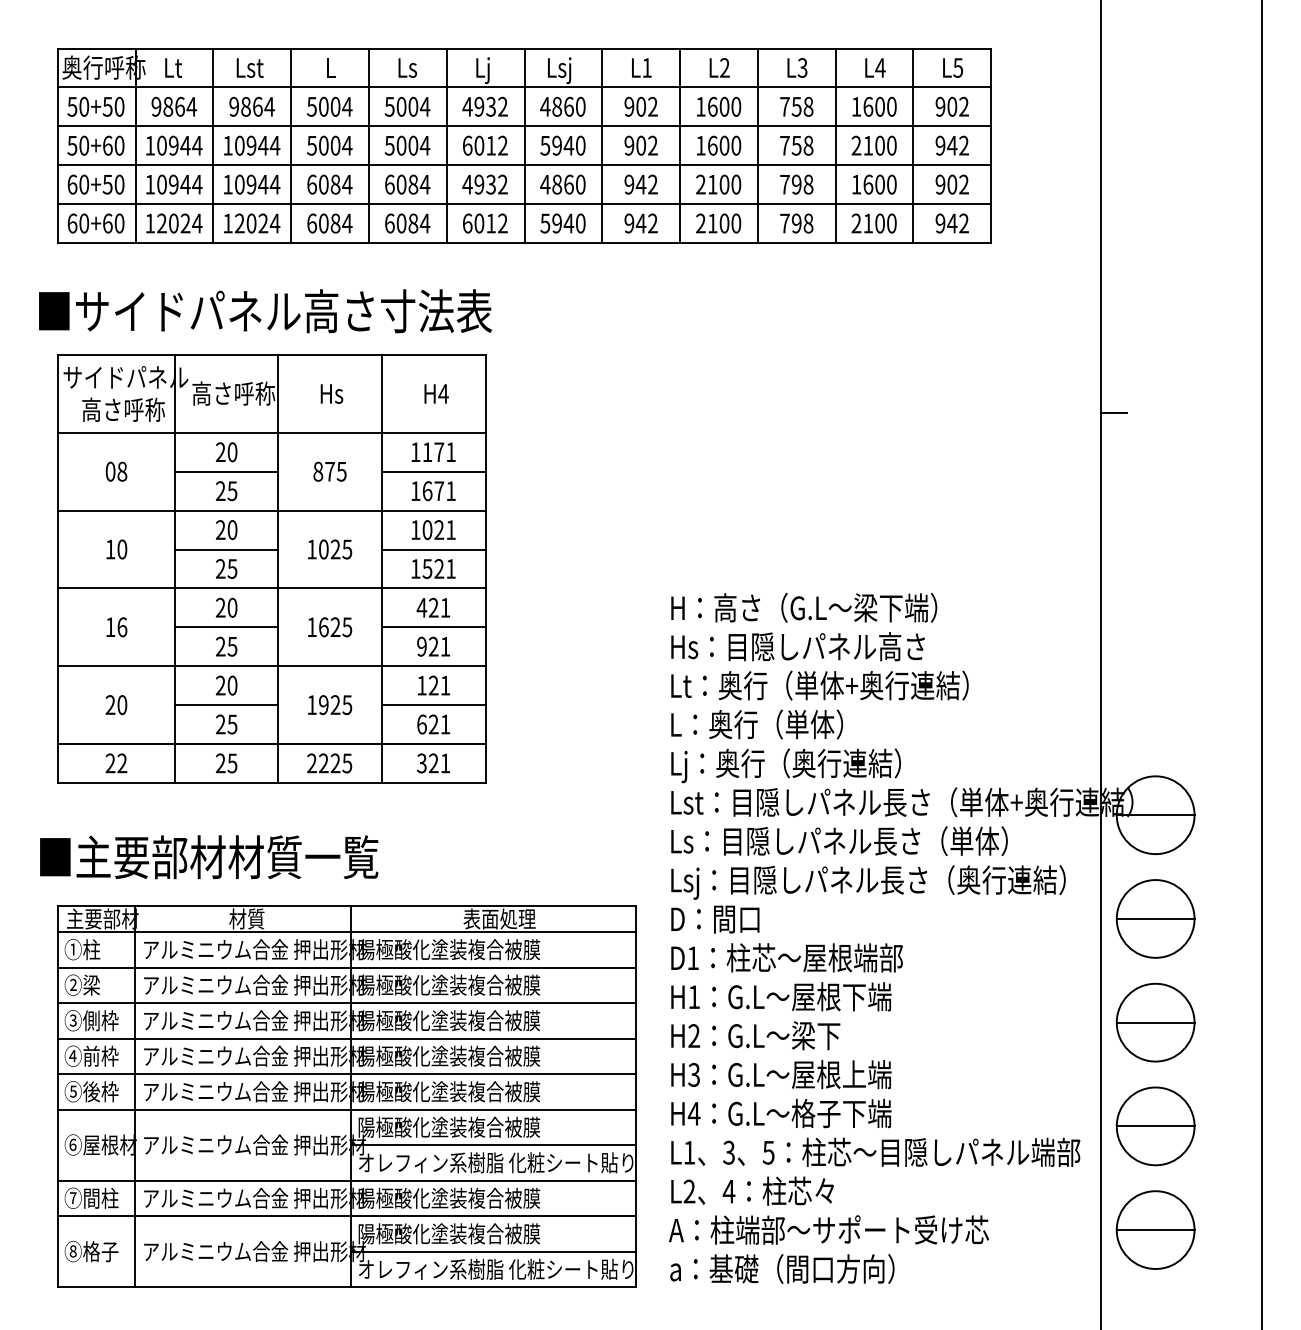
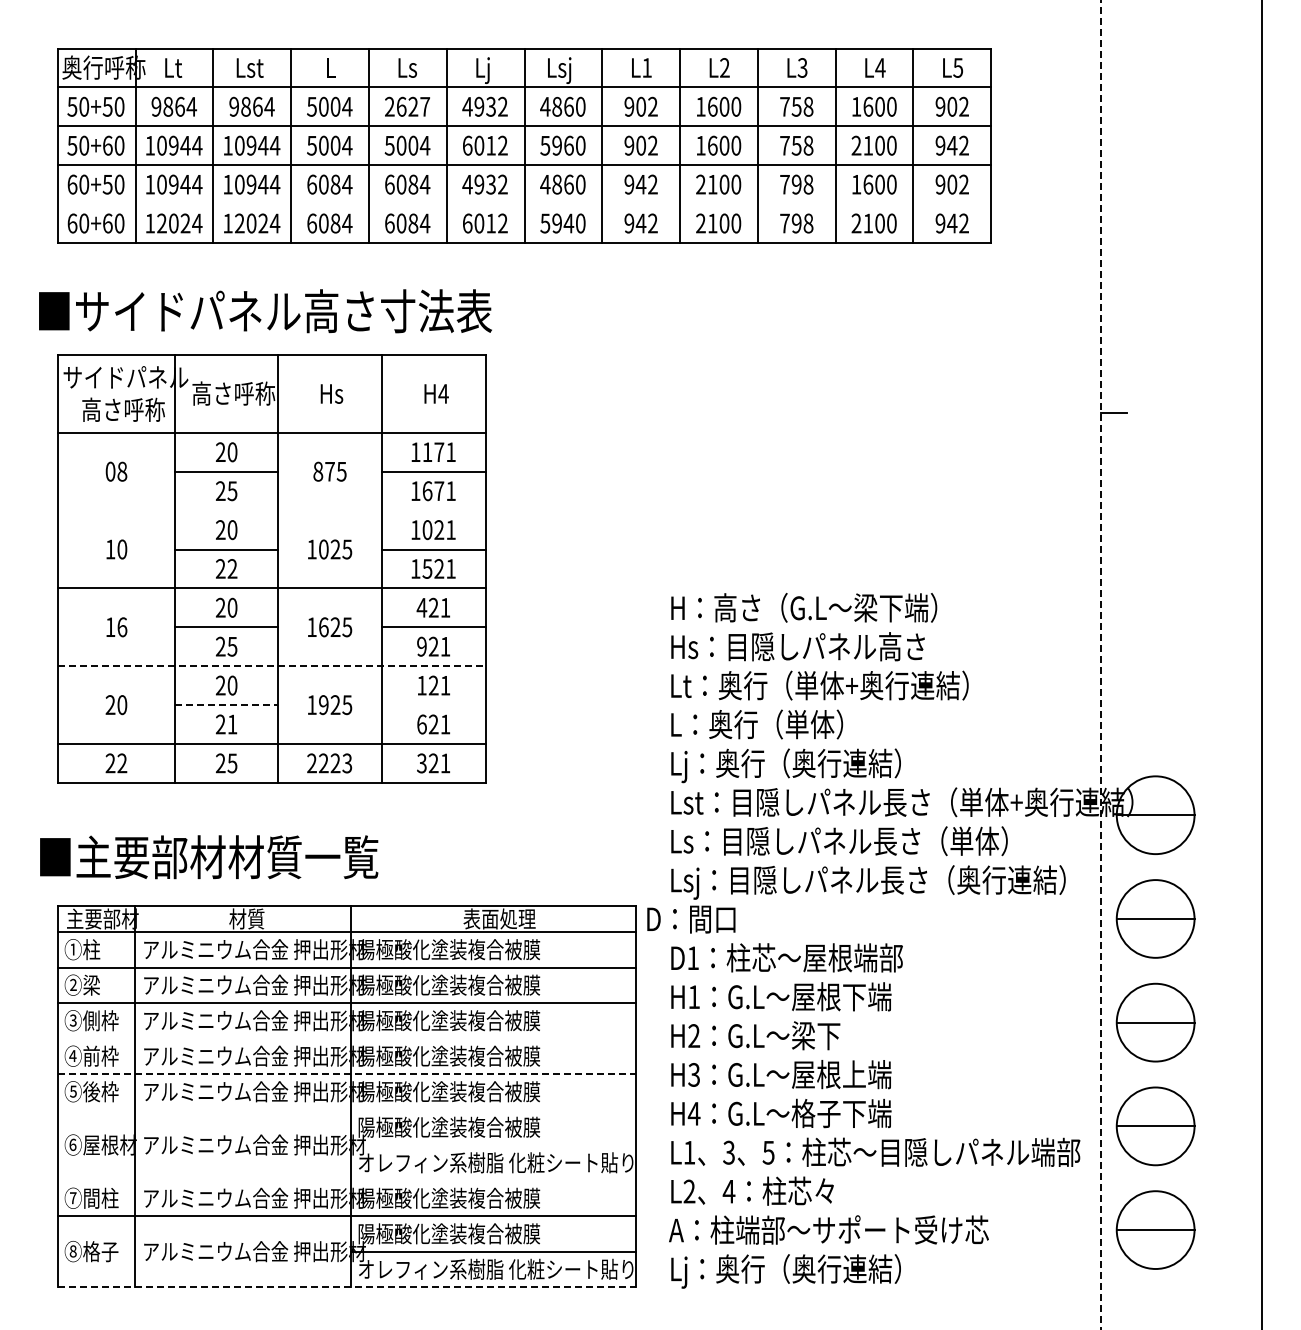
text: 5004 -> 2627 (407, 106)
text: 5940 -> 5960 (568, 145)
line: present -> none (524, 204)
line: present -> none (271, 510)
text: 25 -> 22 (232, 568)
line: solid -> dashed (1101, 665)
line: solid -> dashed (271, 666)
line: solid -> dashed (226, 705)
line: present -> none (433, 705)
text: 25 -> 21 (232, 724)
text: 2225 -> 2223 (347, 762)
text position: (715, 919) -> (691, 919) (691, 919)
line: present -> none (346, 1038)
line: solid -> dashed (347, 1074)
line: present -> none (346, 1109)
line: present -> none (492, 1145)
line: present -> none (346, 1180)
text: a：基礎（間口方向） -> Lj：奥行（奥行連結） (785, 1271)
line: solid -> dashed (347, 1287)
